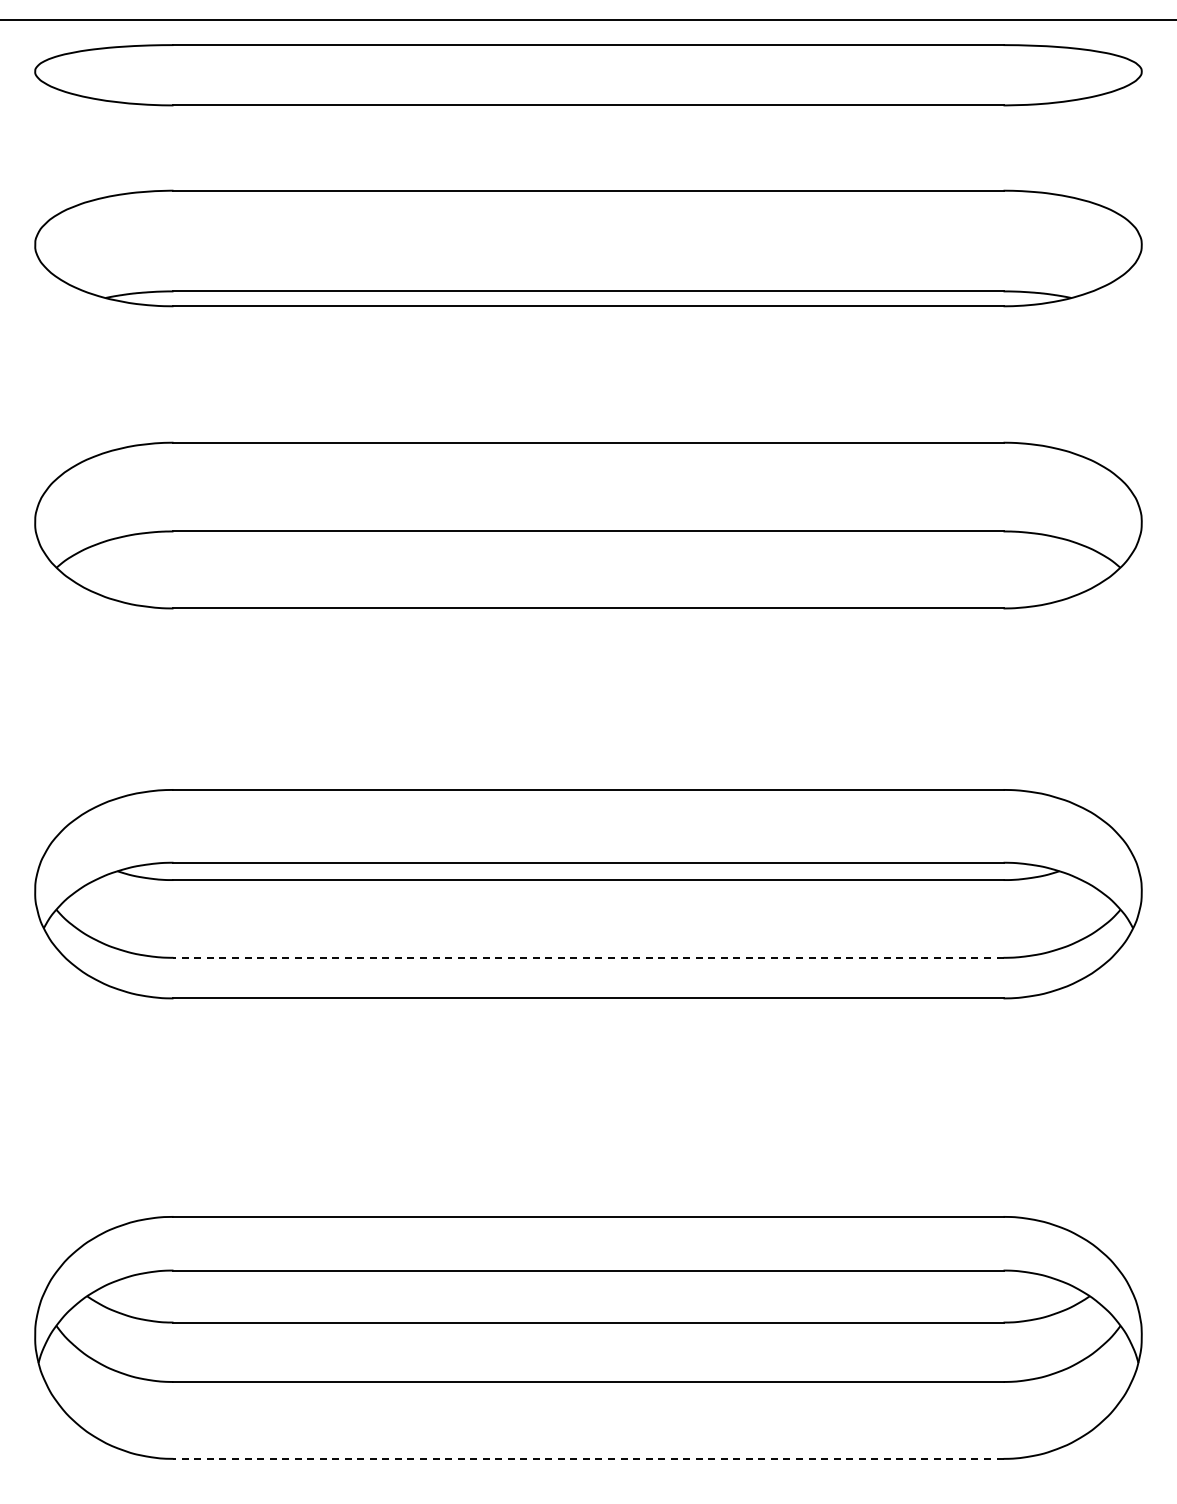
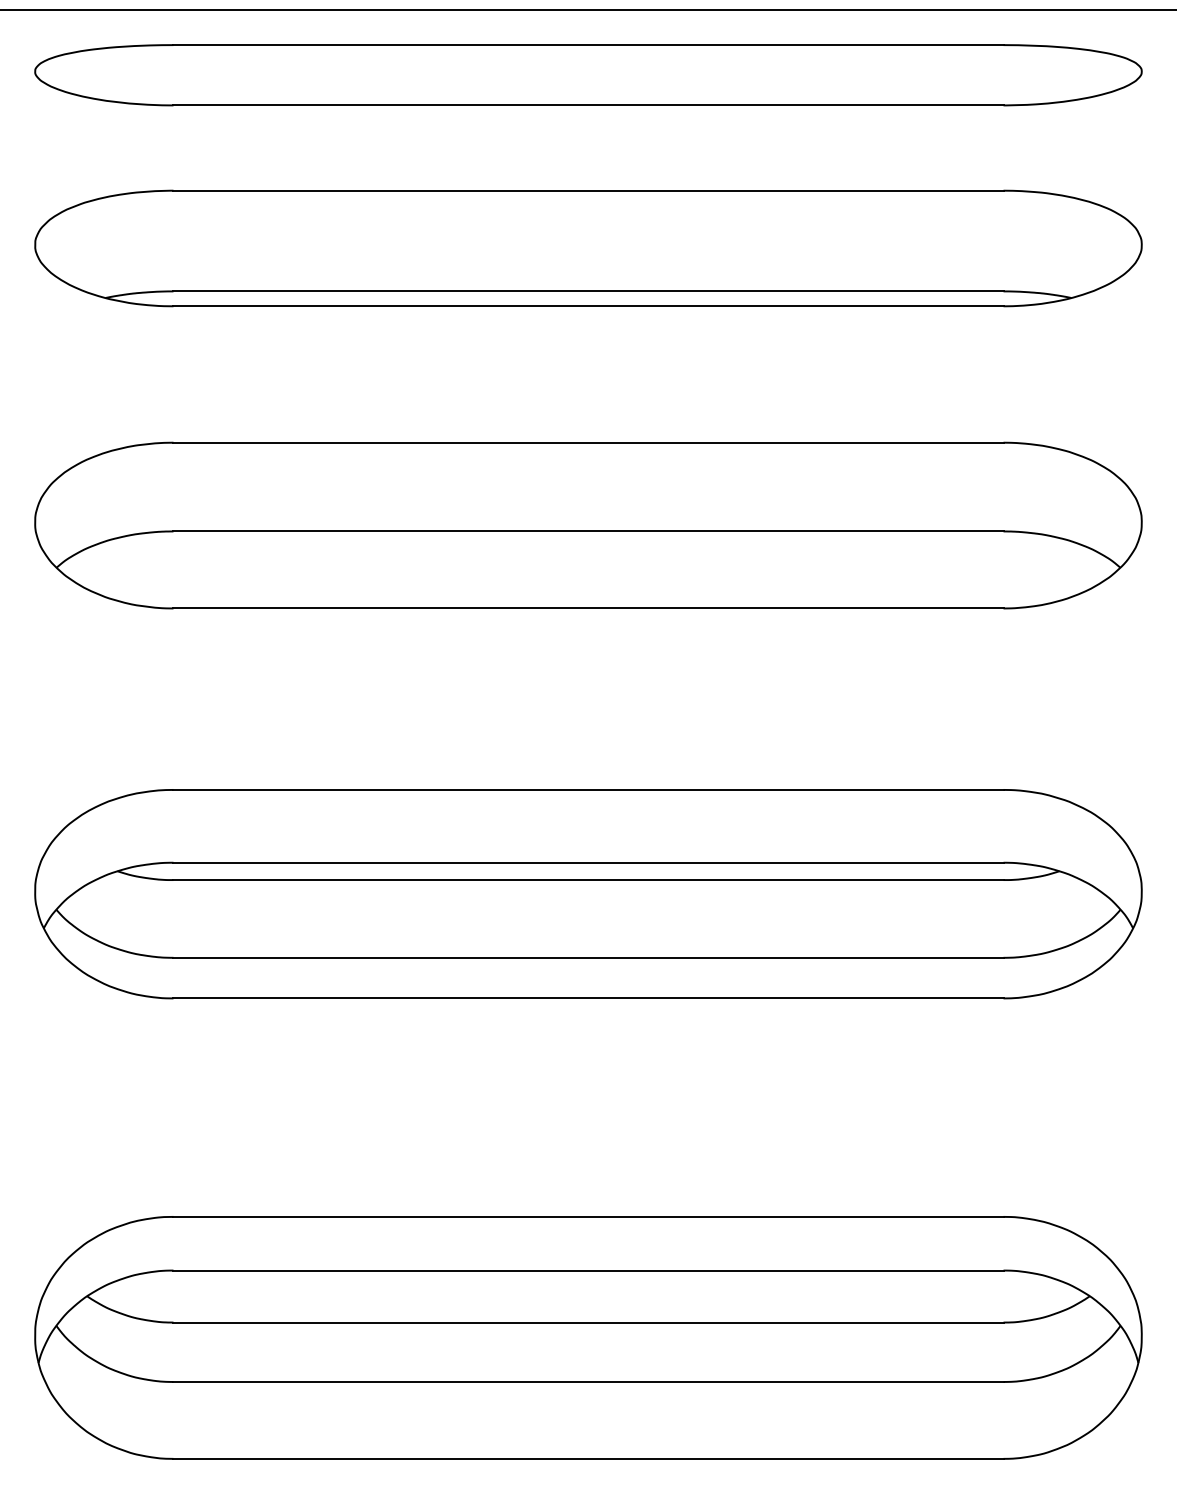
line position: (587, 19) -> (587, 9) (587, 9)
line: dashed -> solid (588, 957)
line: dashed -> solid (588, 1458)
